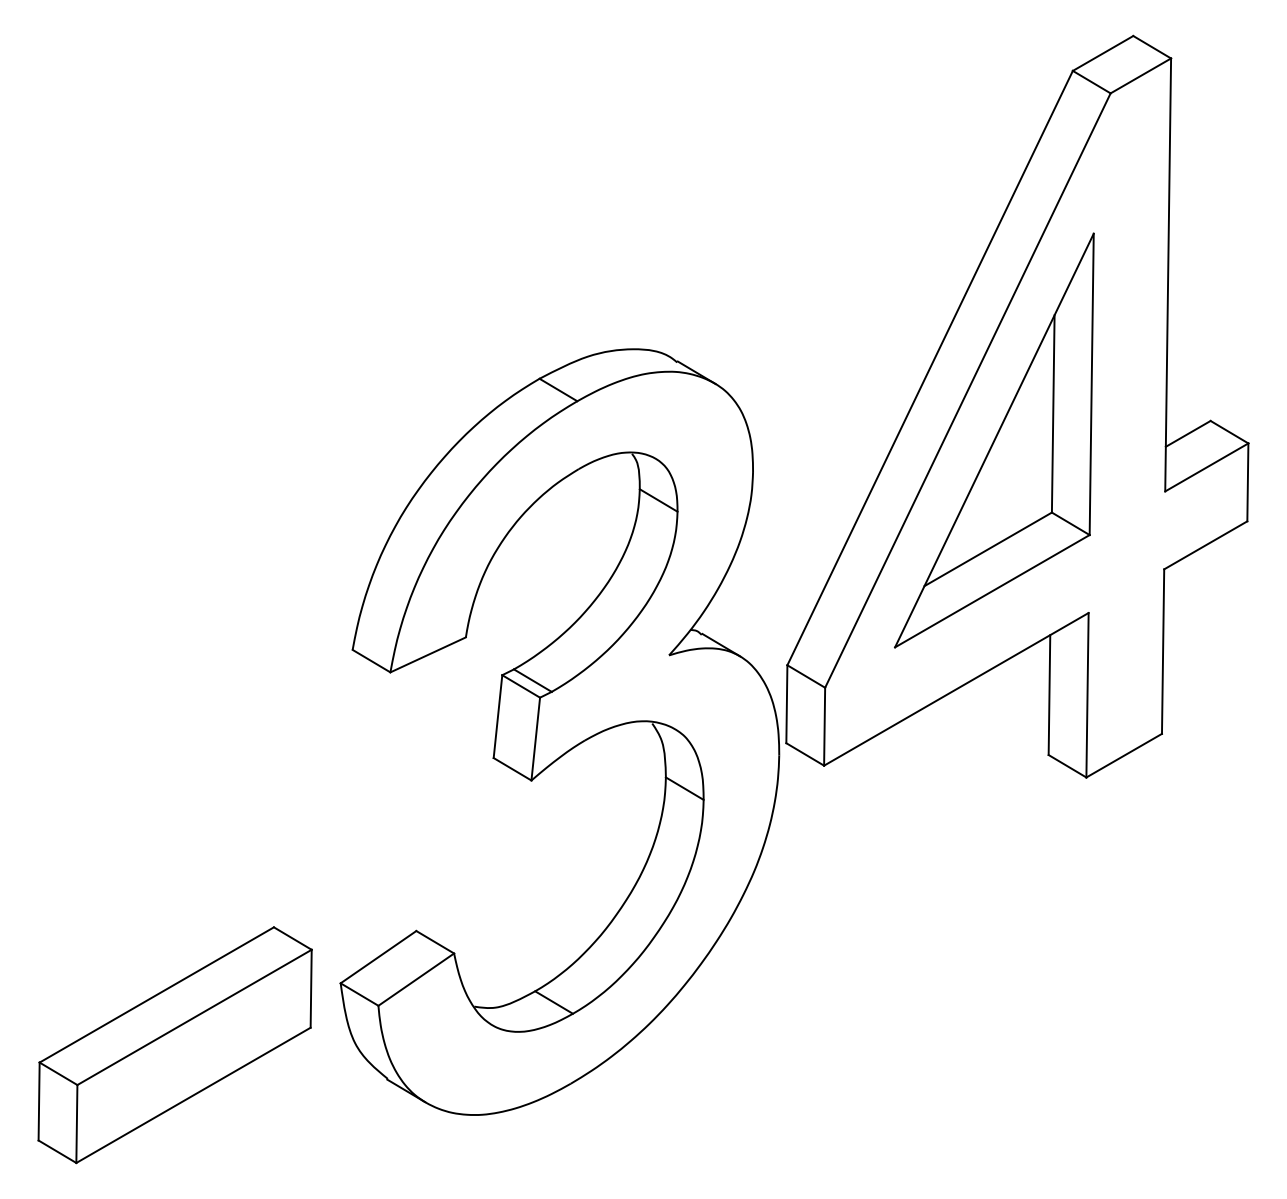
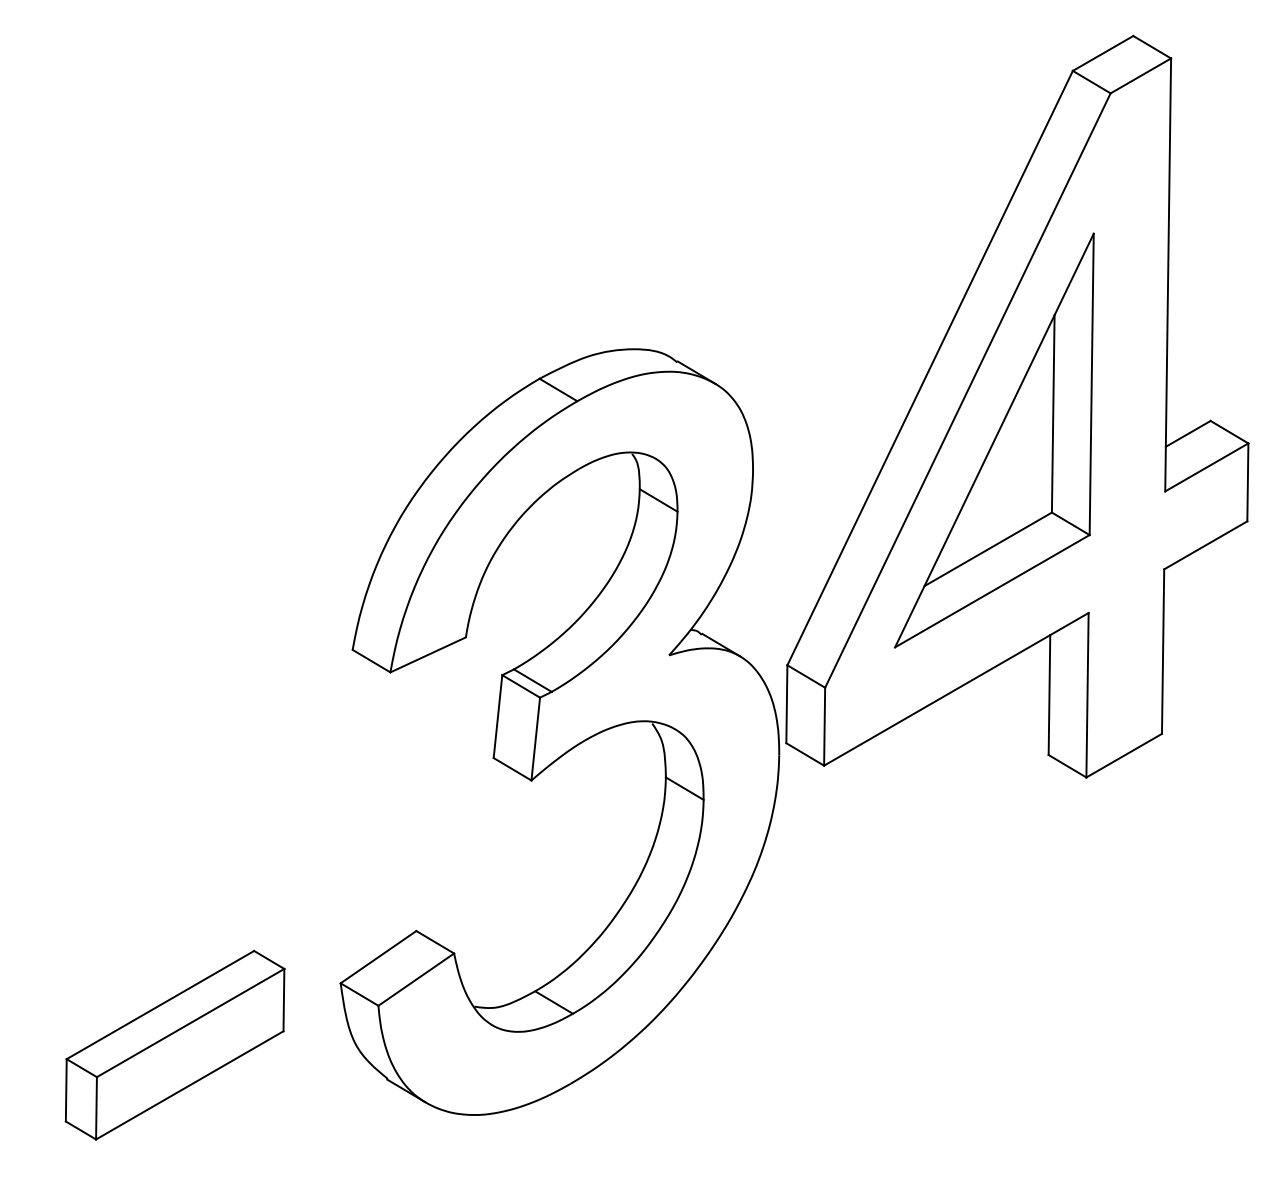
part size: 276x239 px -> 222x192 px (174, 1044)
